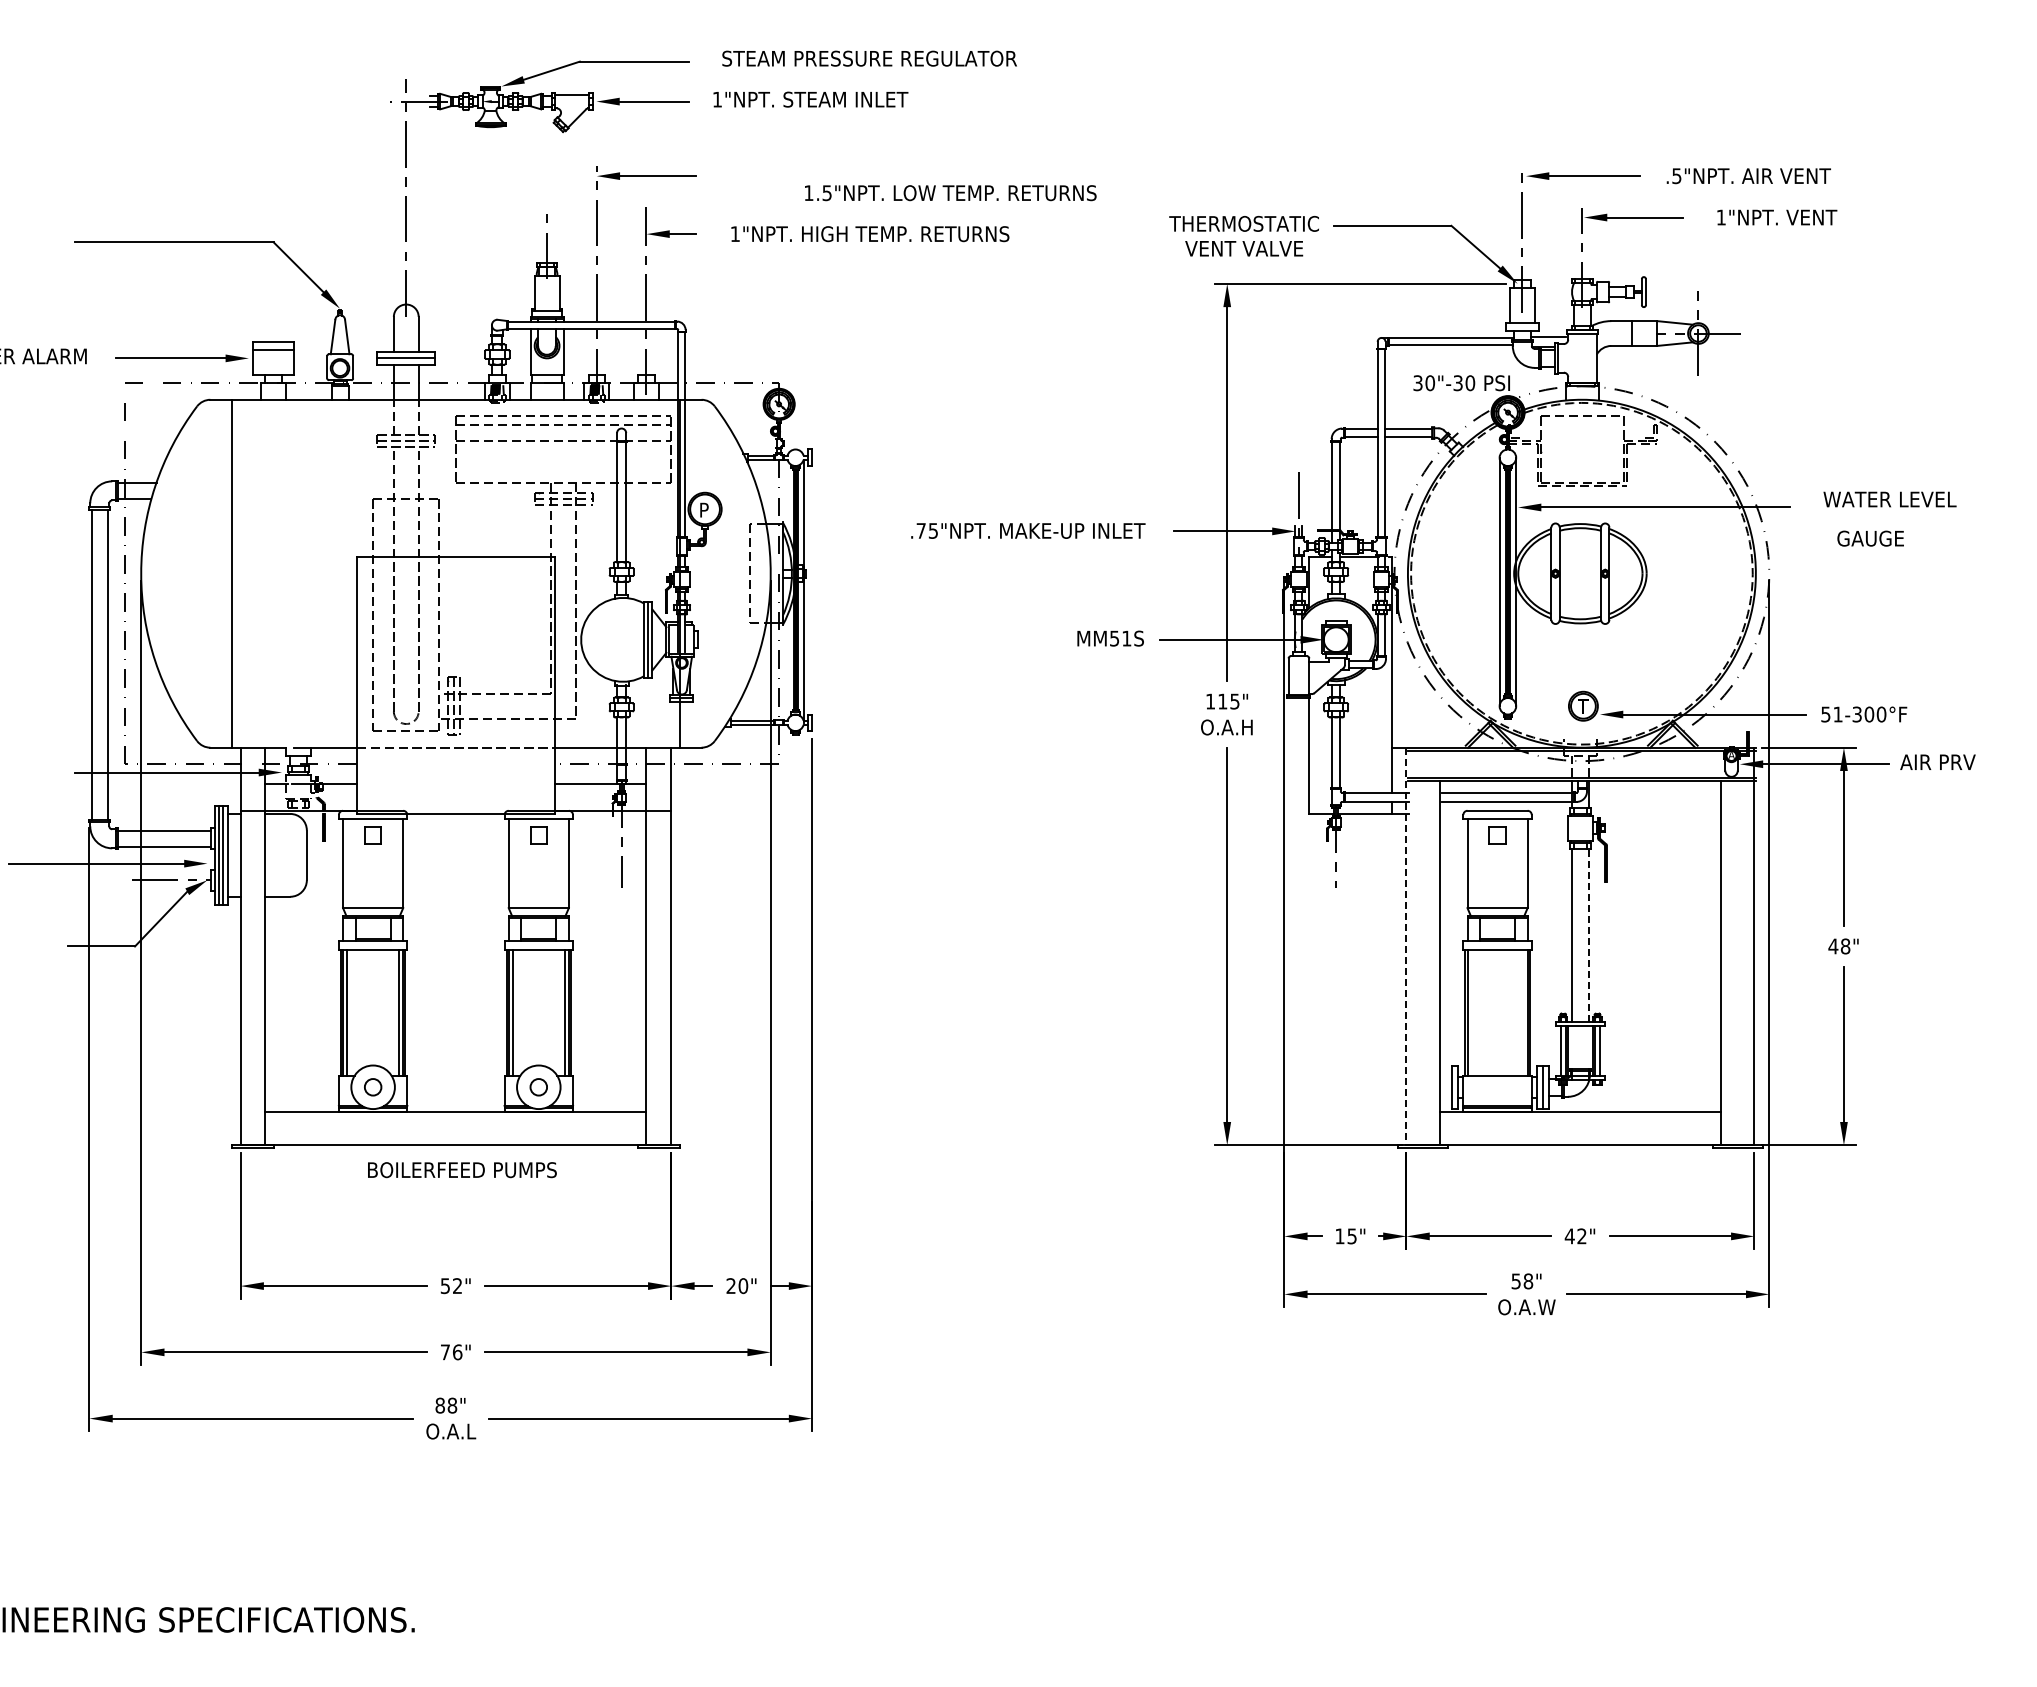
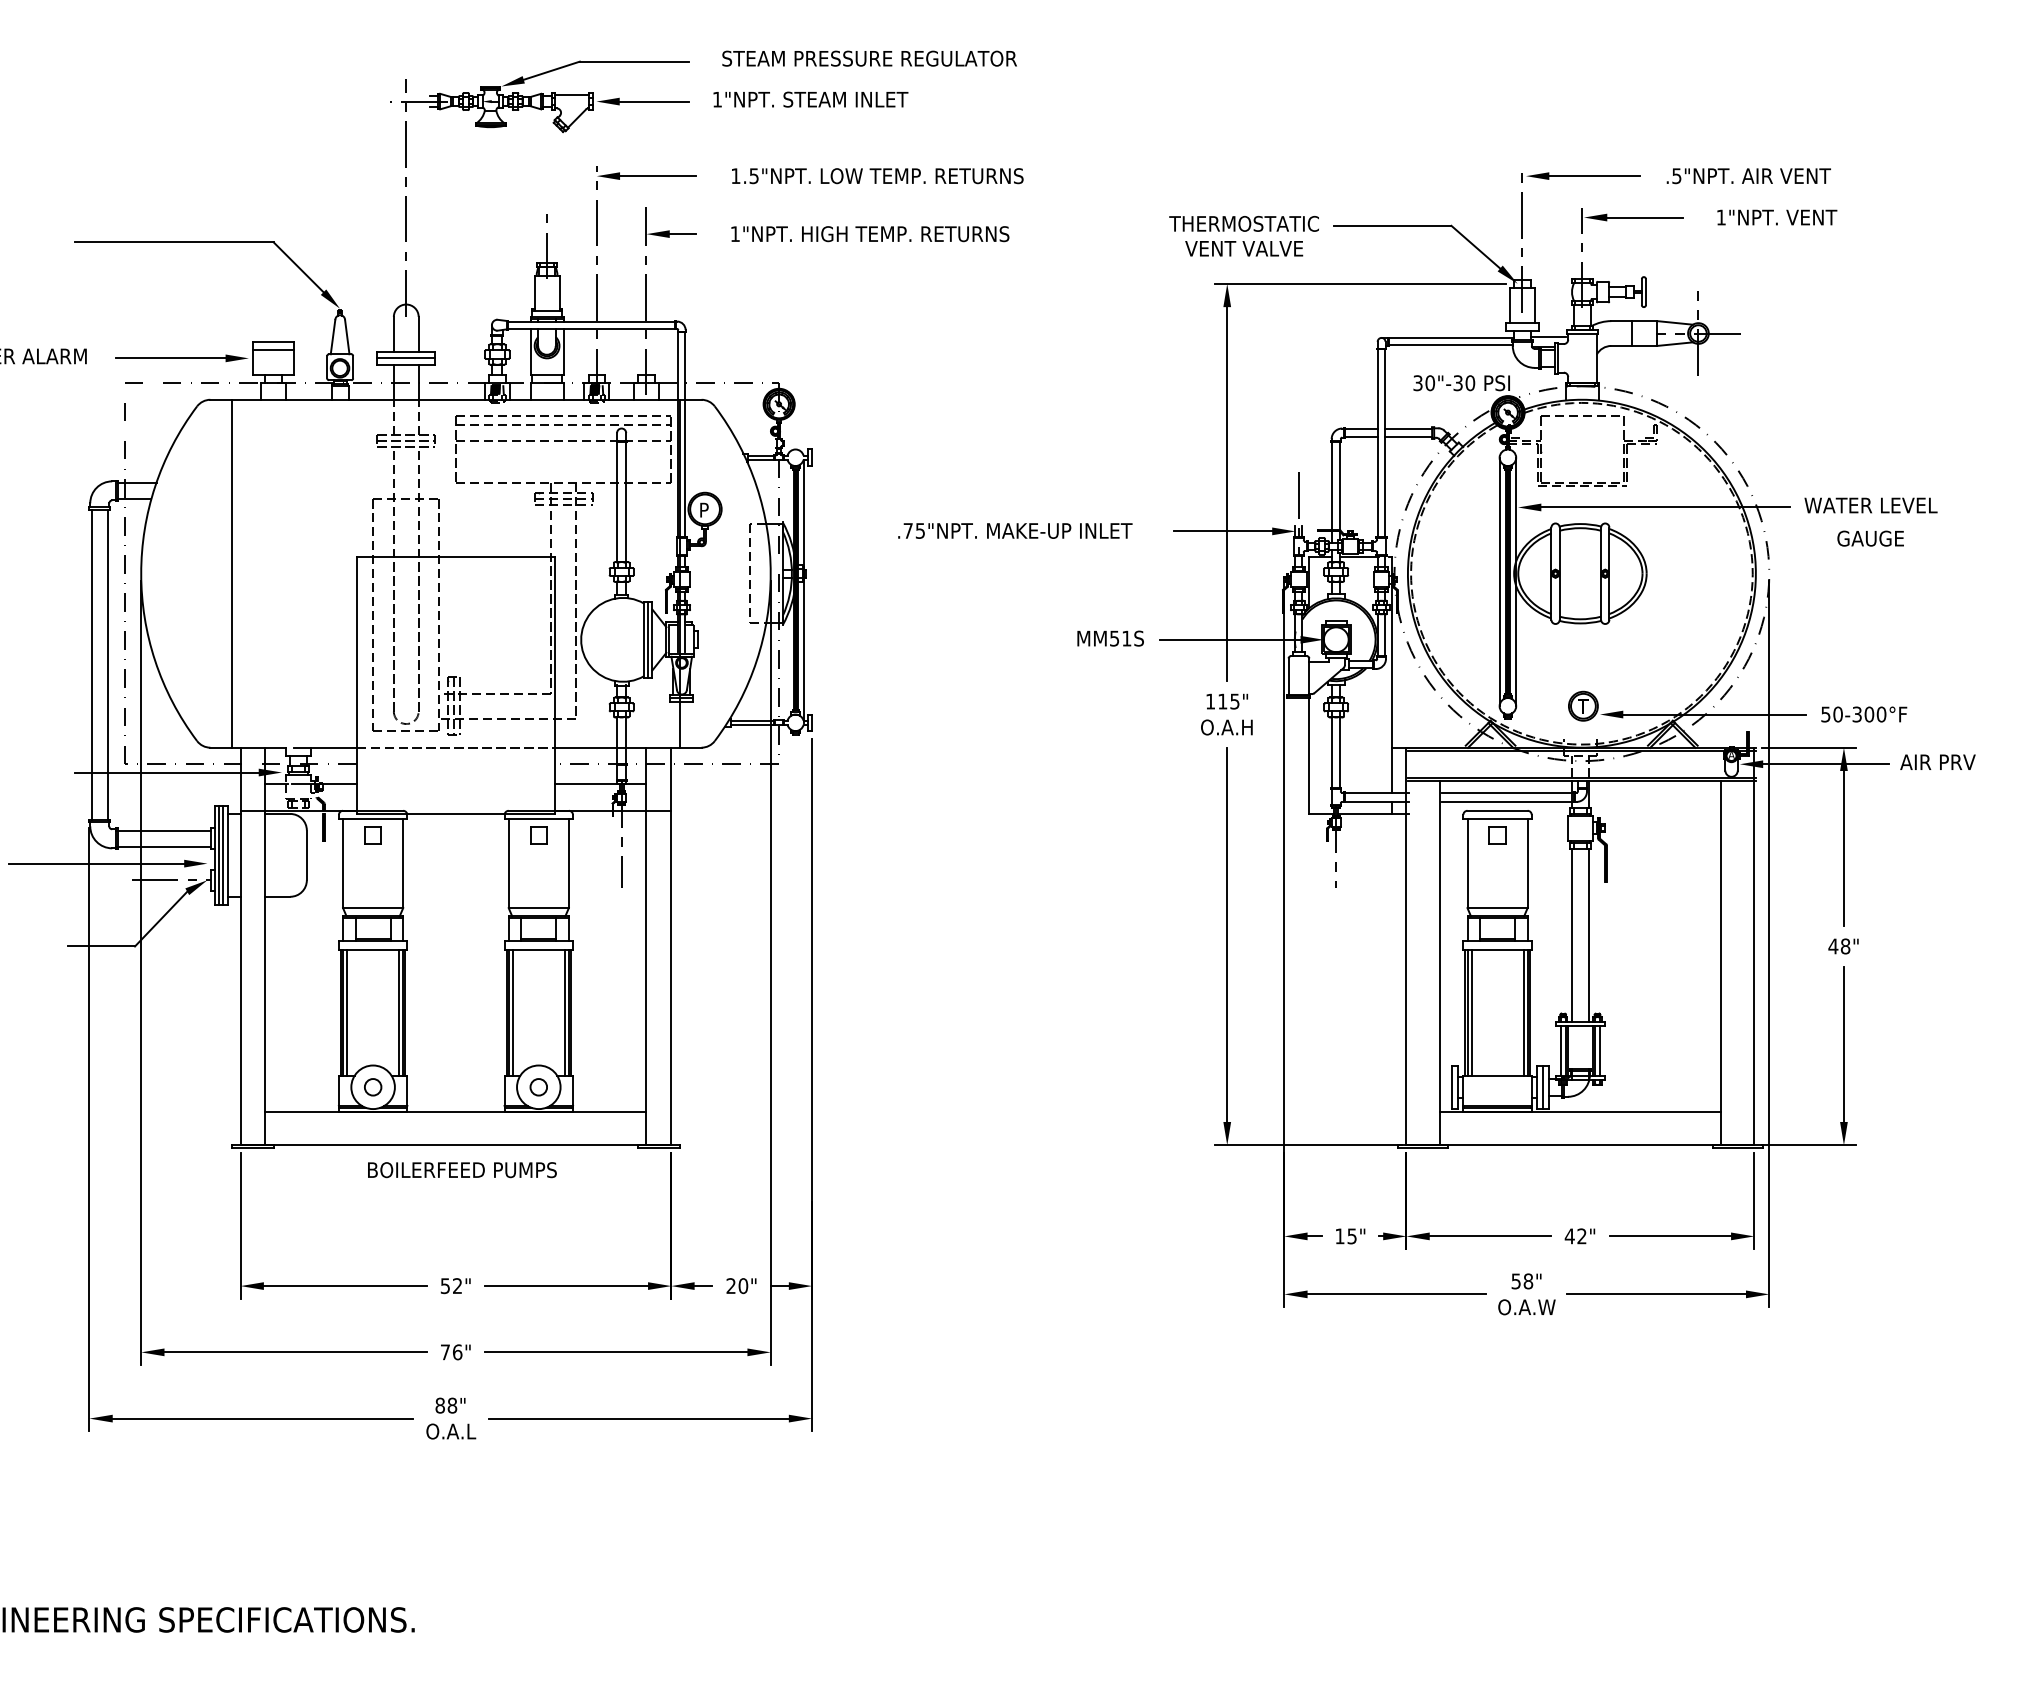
text position: (950, 193) -> (877, 176) (877, 176)
text position: (1889, 499) -> (1870, 505) (1870, 505)
text position: (1028, 530) -> (1015, 530) (1015, 530)
text: 51-300°F -> 50-300°F (1837, 714)
line: dashed -> solid (1588, 935)
line: dashed -> solid (1406, 946)
line: none -> present (1471, 1012)
line: none -> present (1523, 1012)
